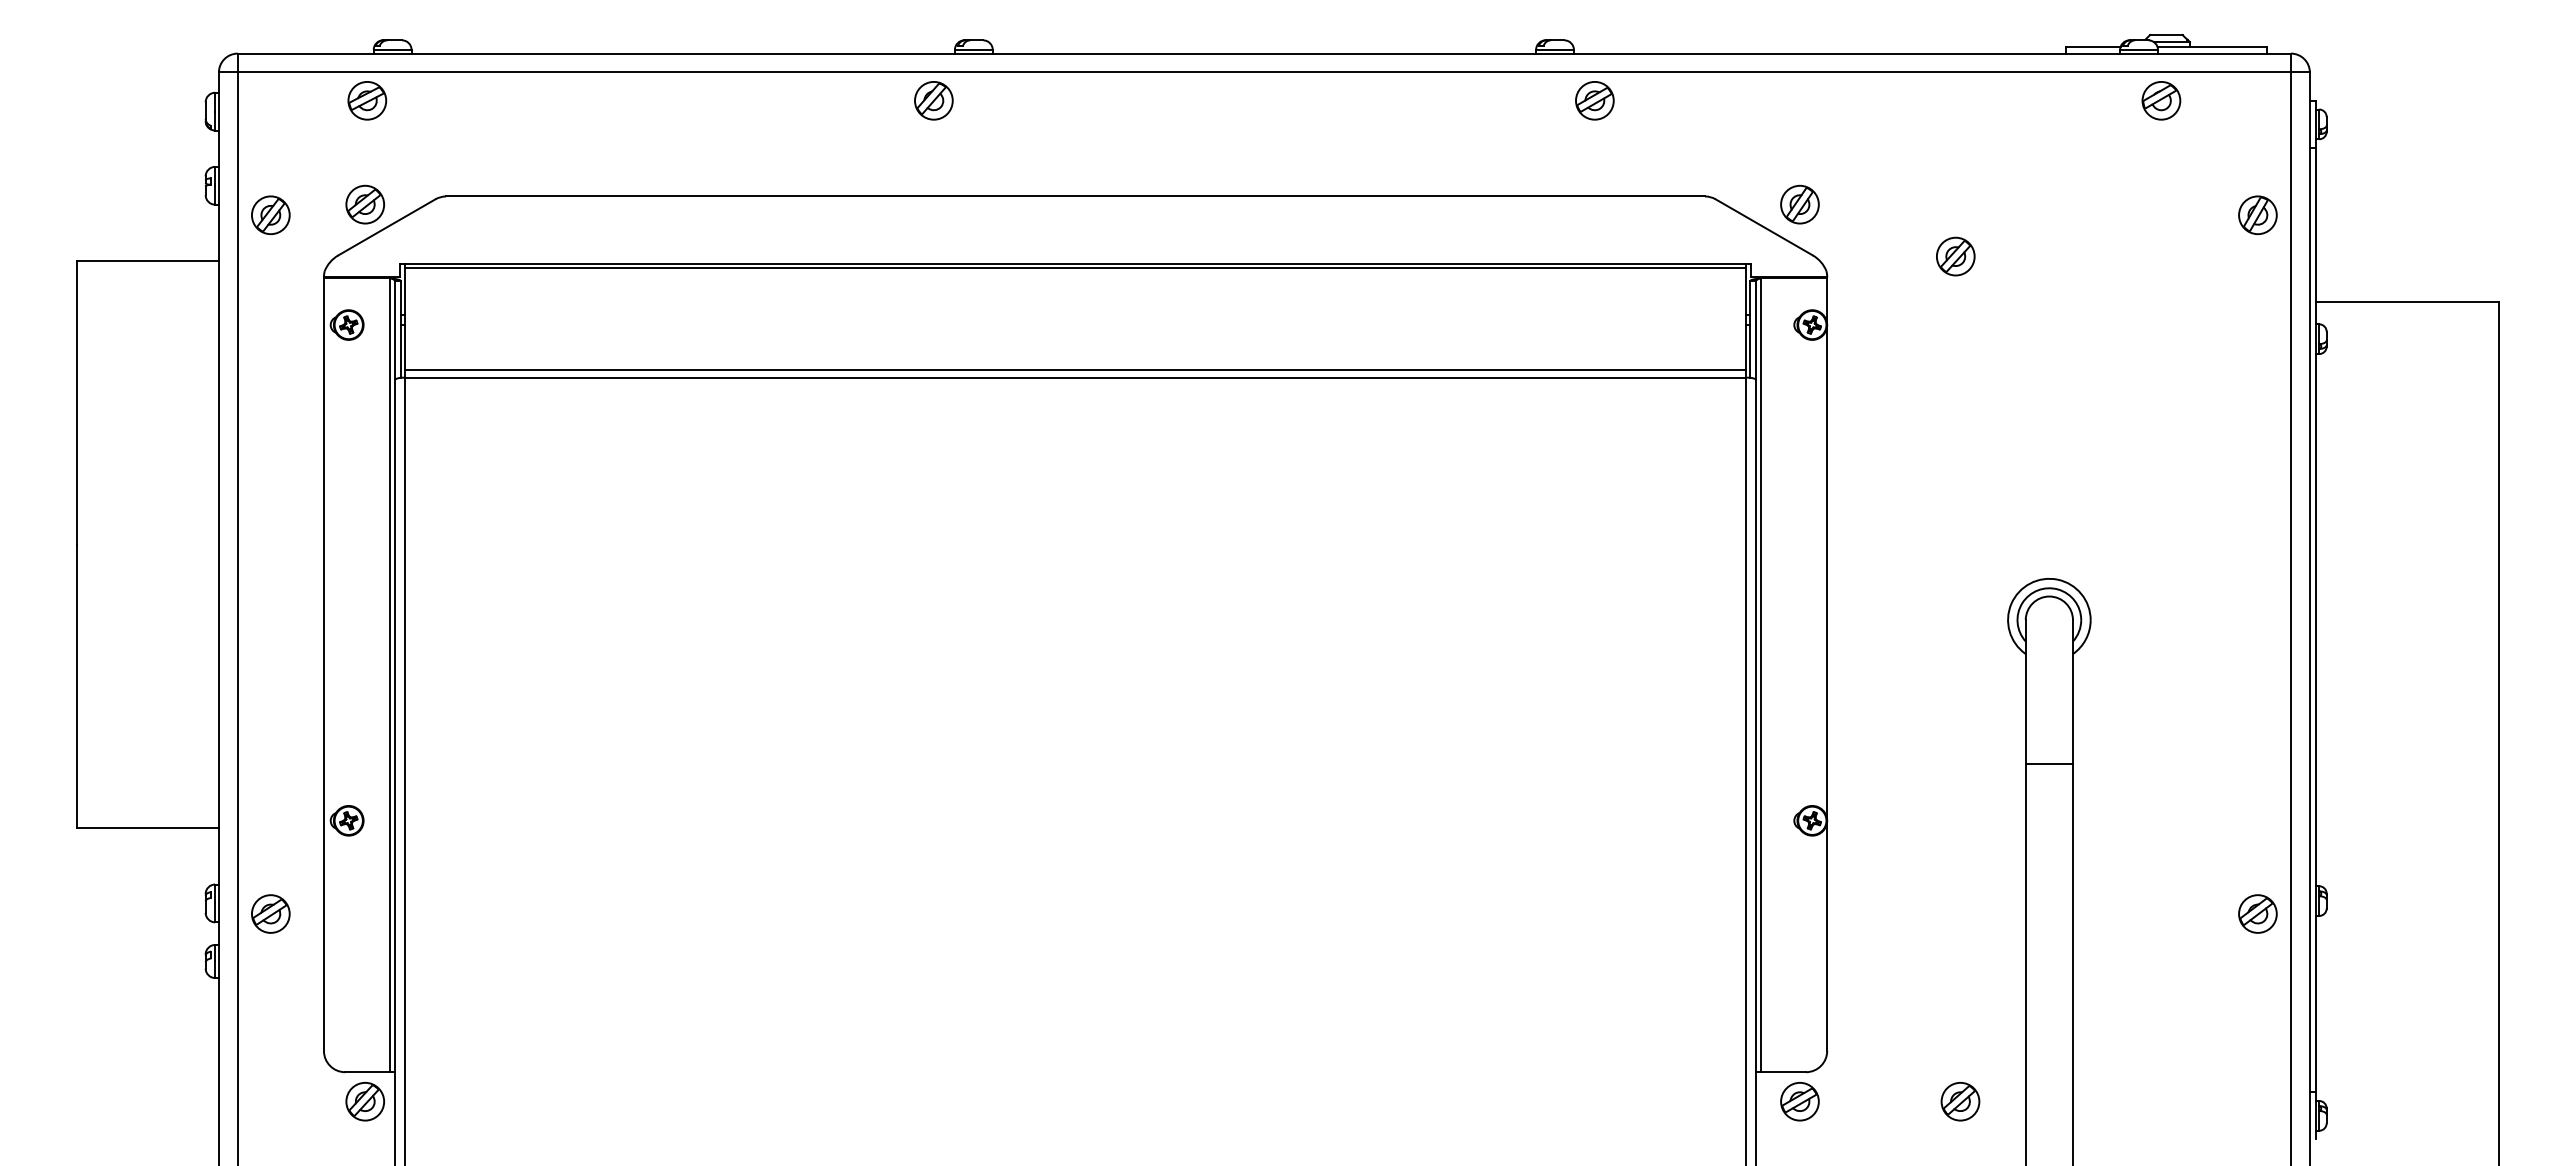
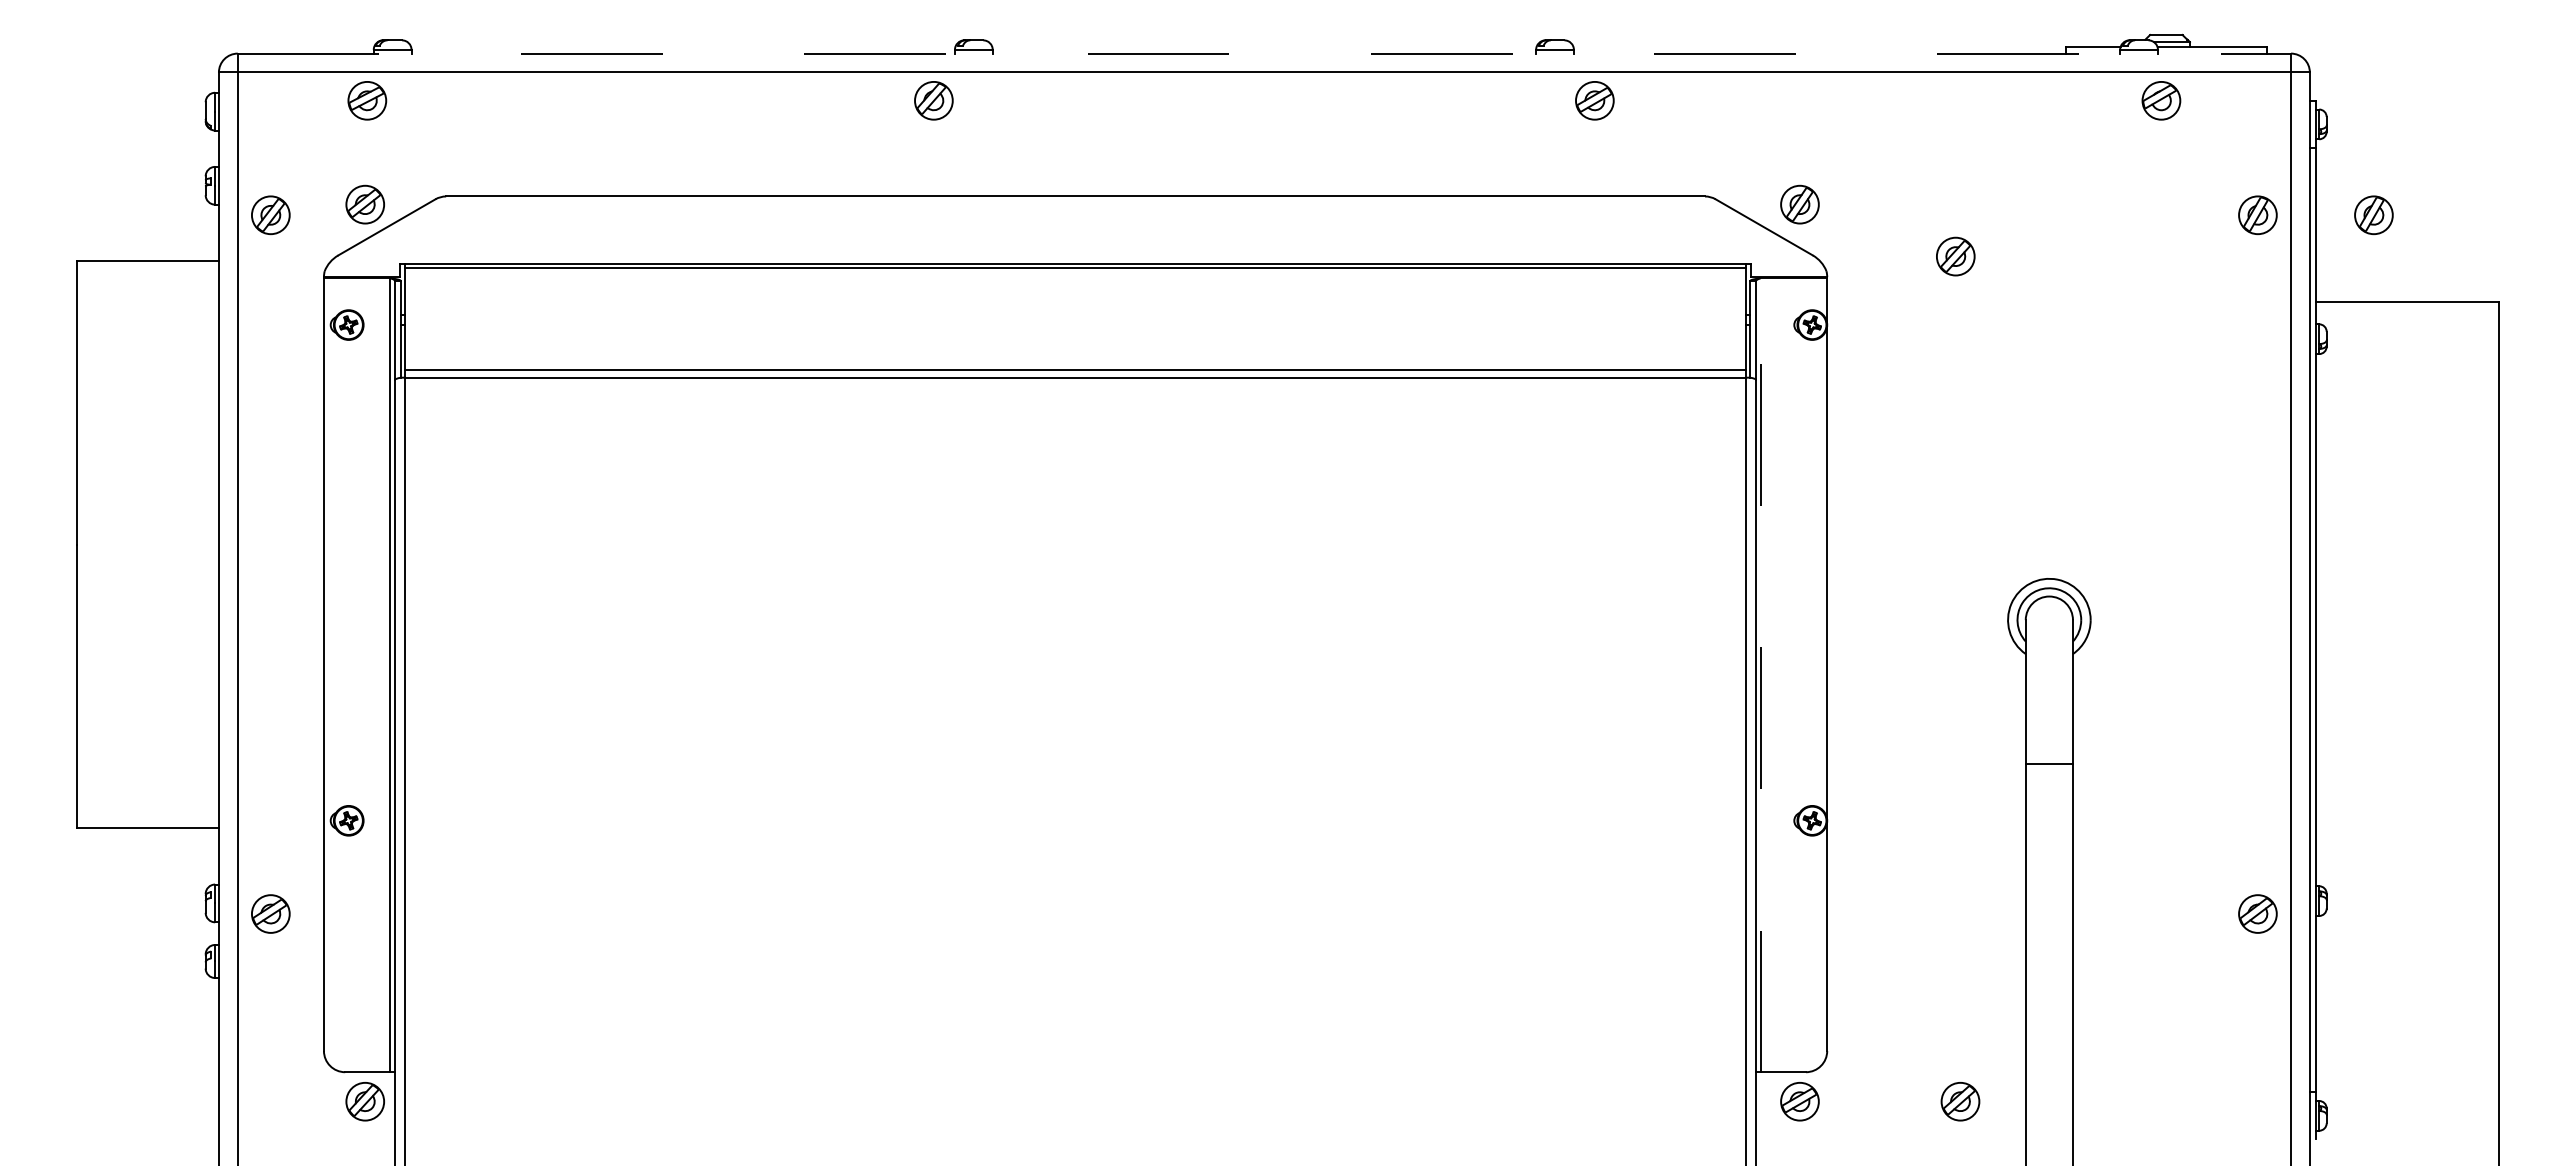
line: solid -> dashed (1264, 53)
part: none -> present (2373, 215)
line: solid -> dashed (1760, 674)
